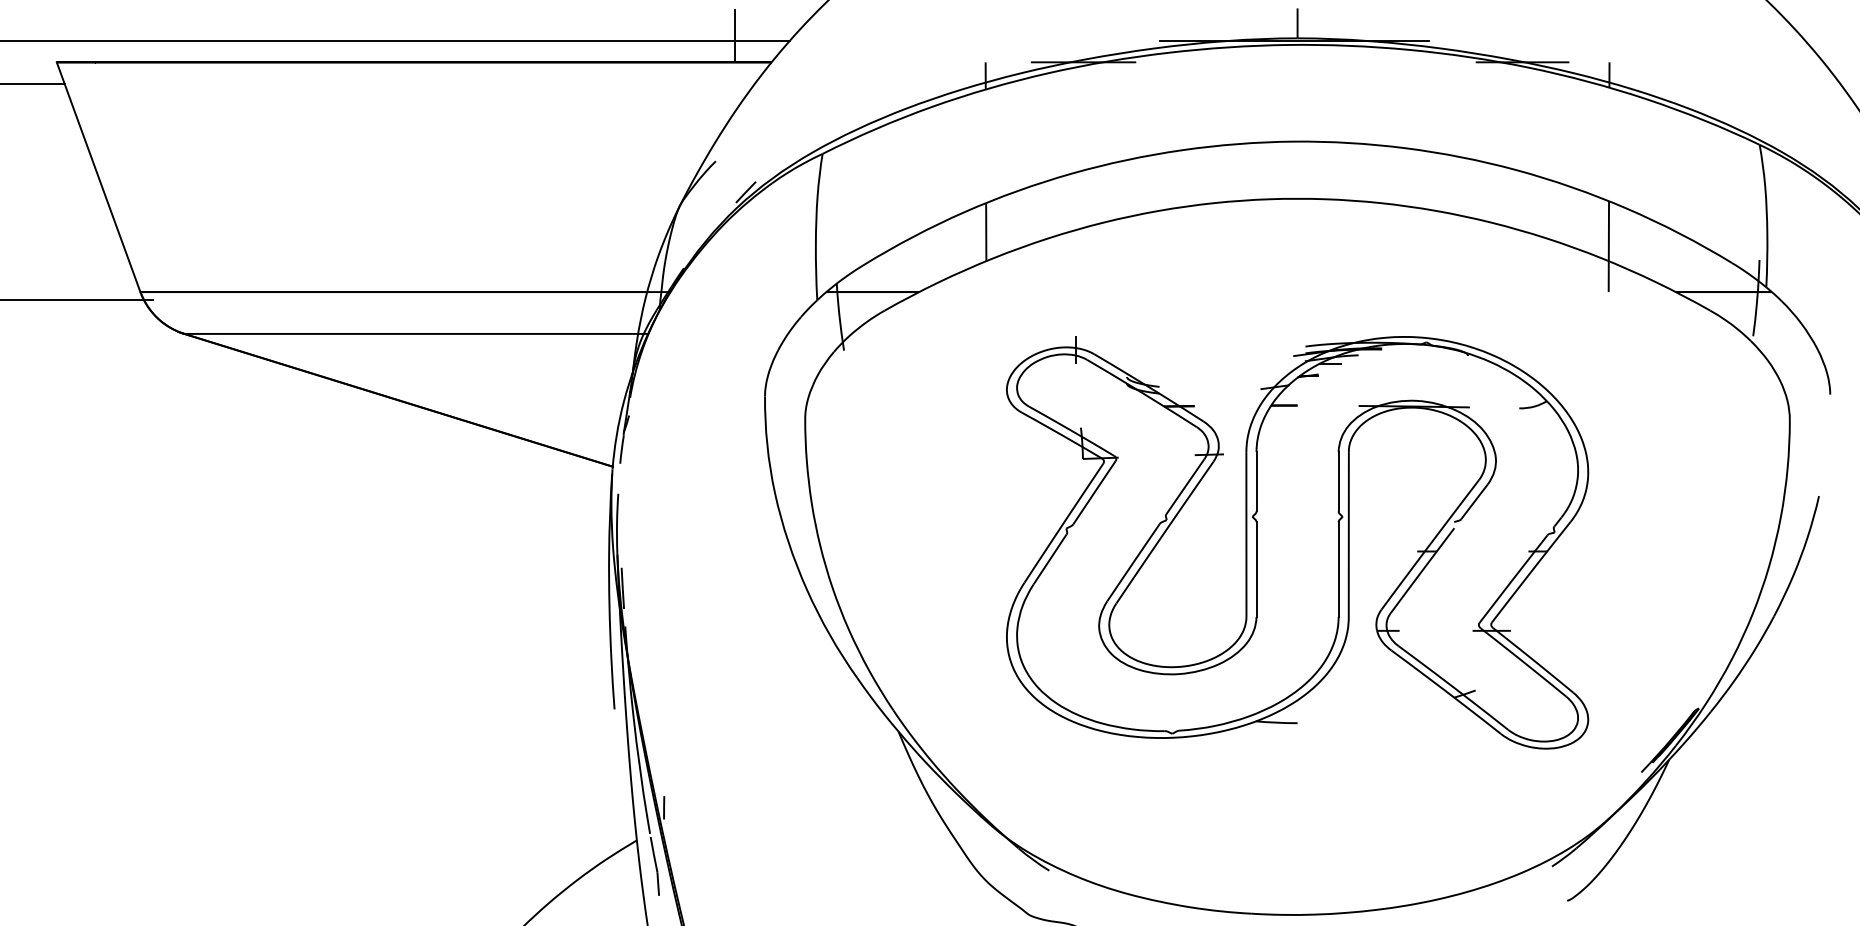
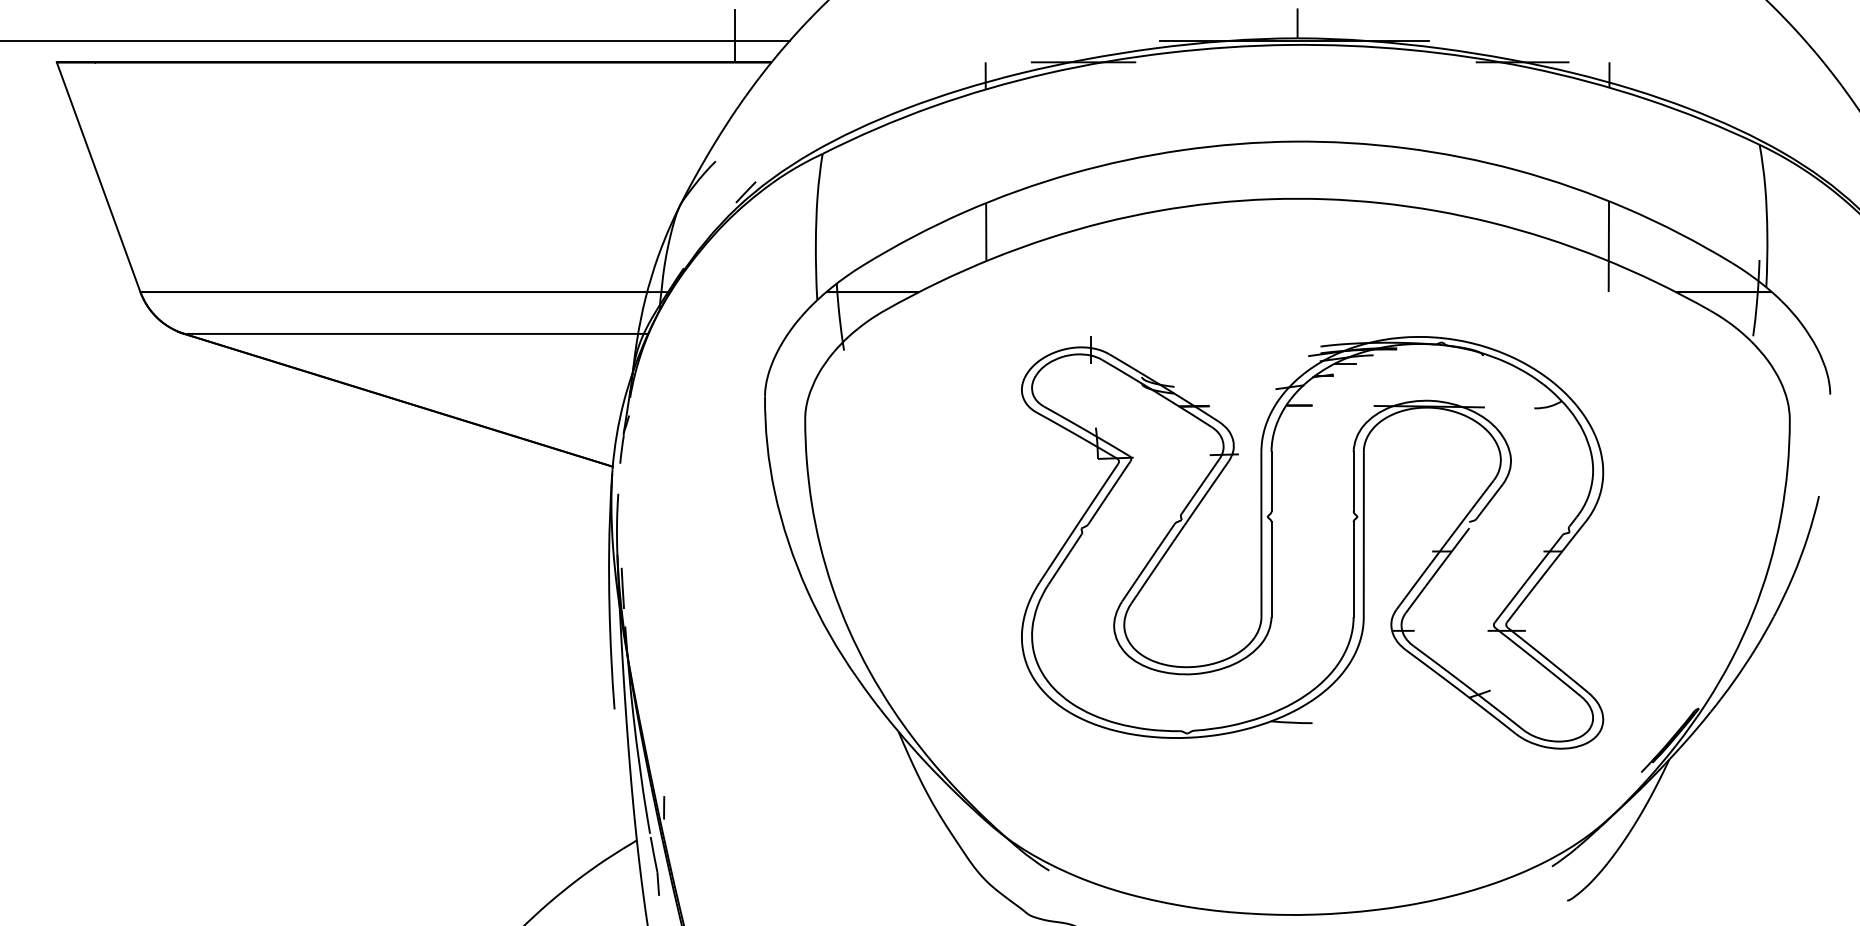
line: present -> none (33, 83)
line: present -> none (77, 299)
part position: (1297, 542) -> (1312, 542) (1312, 542)
